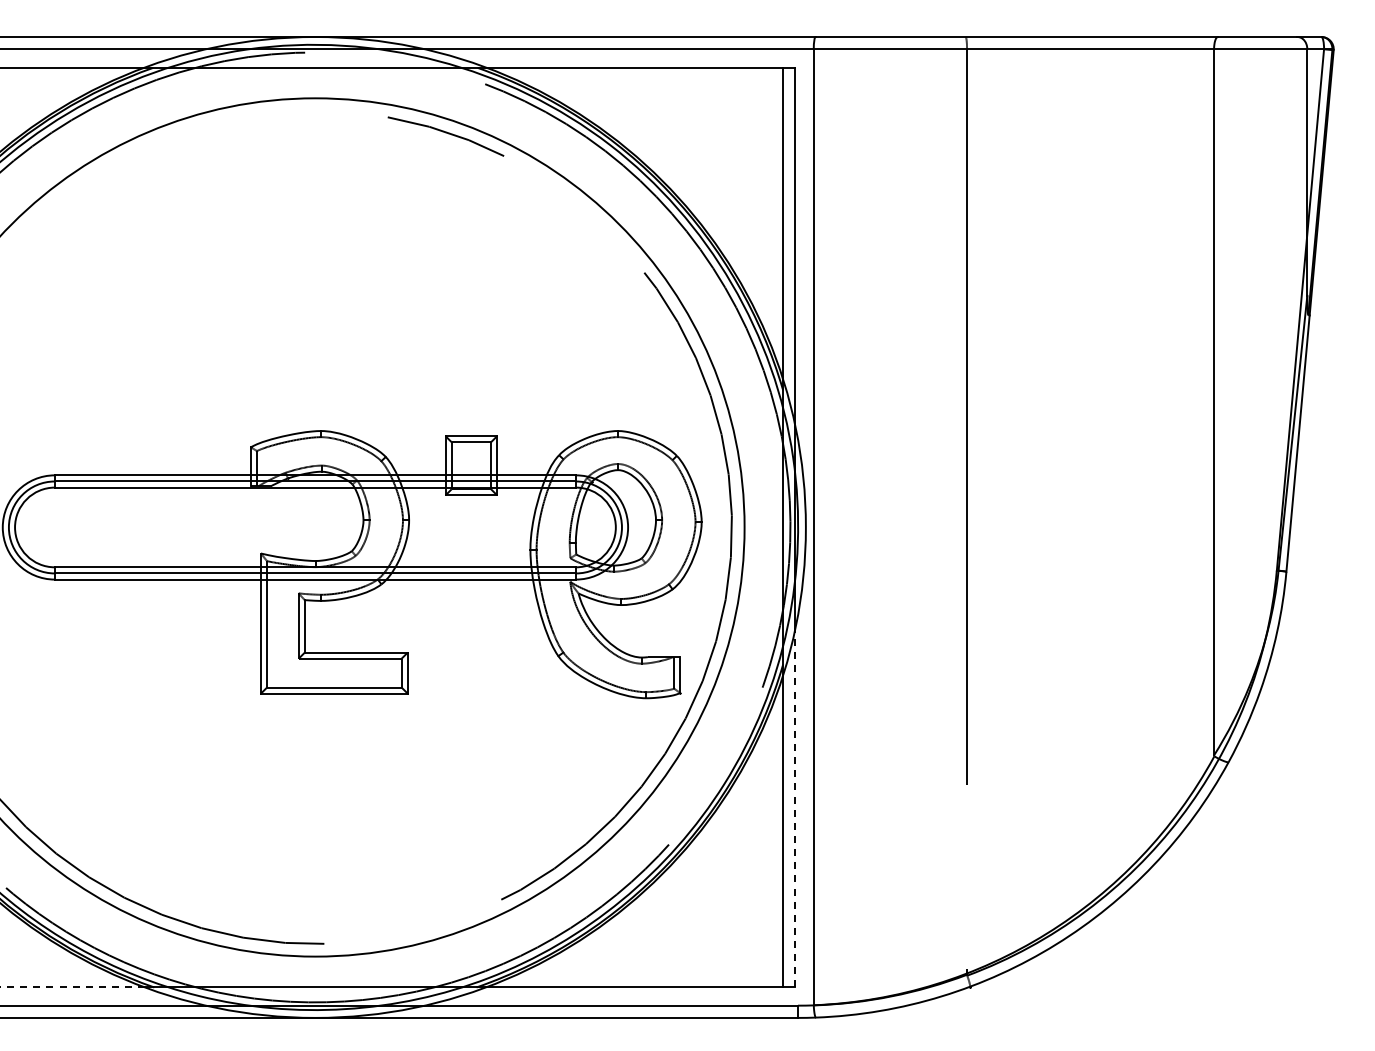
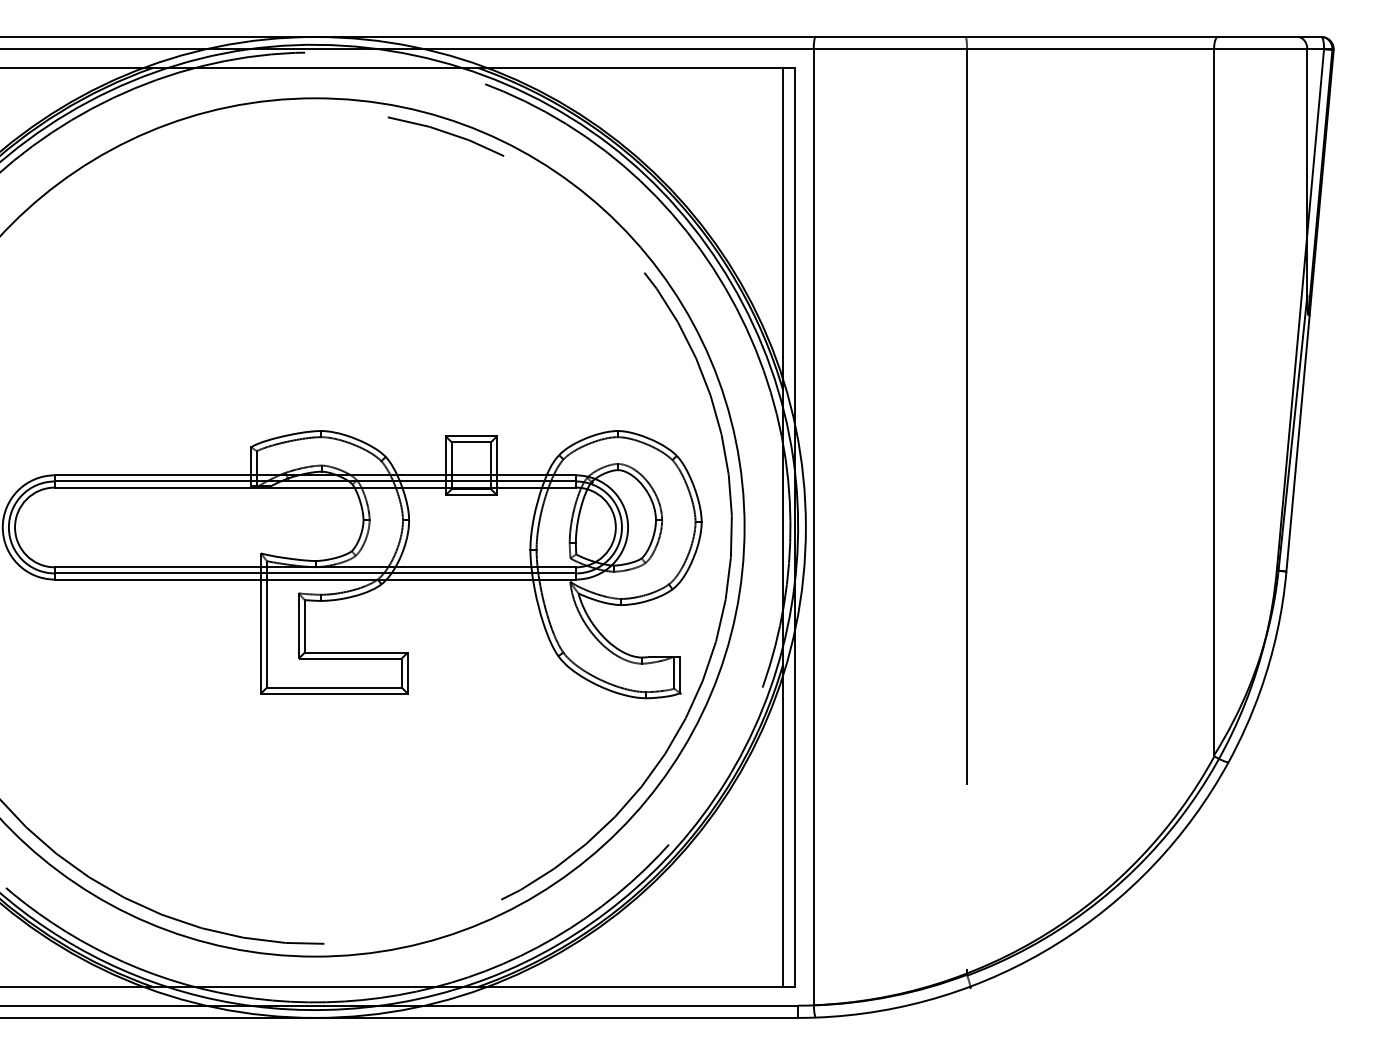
line: dashed -> solid (795, 807)
line: dashed -> solid (72, 987)
